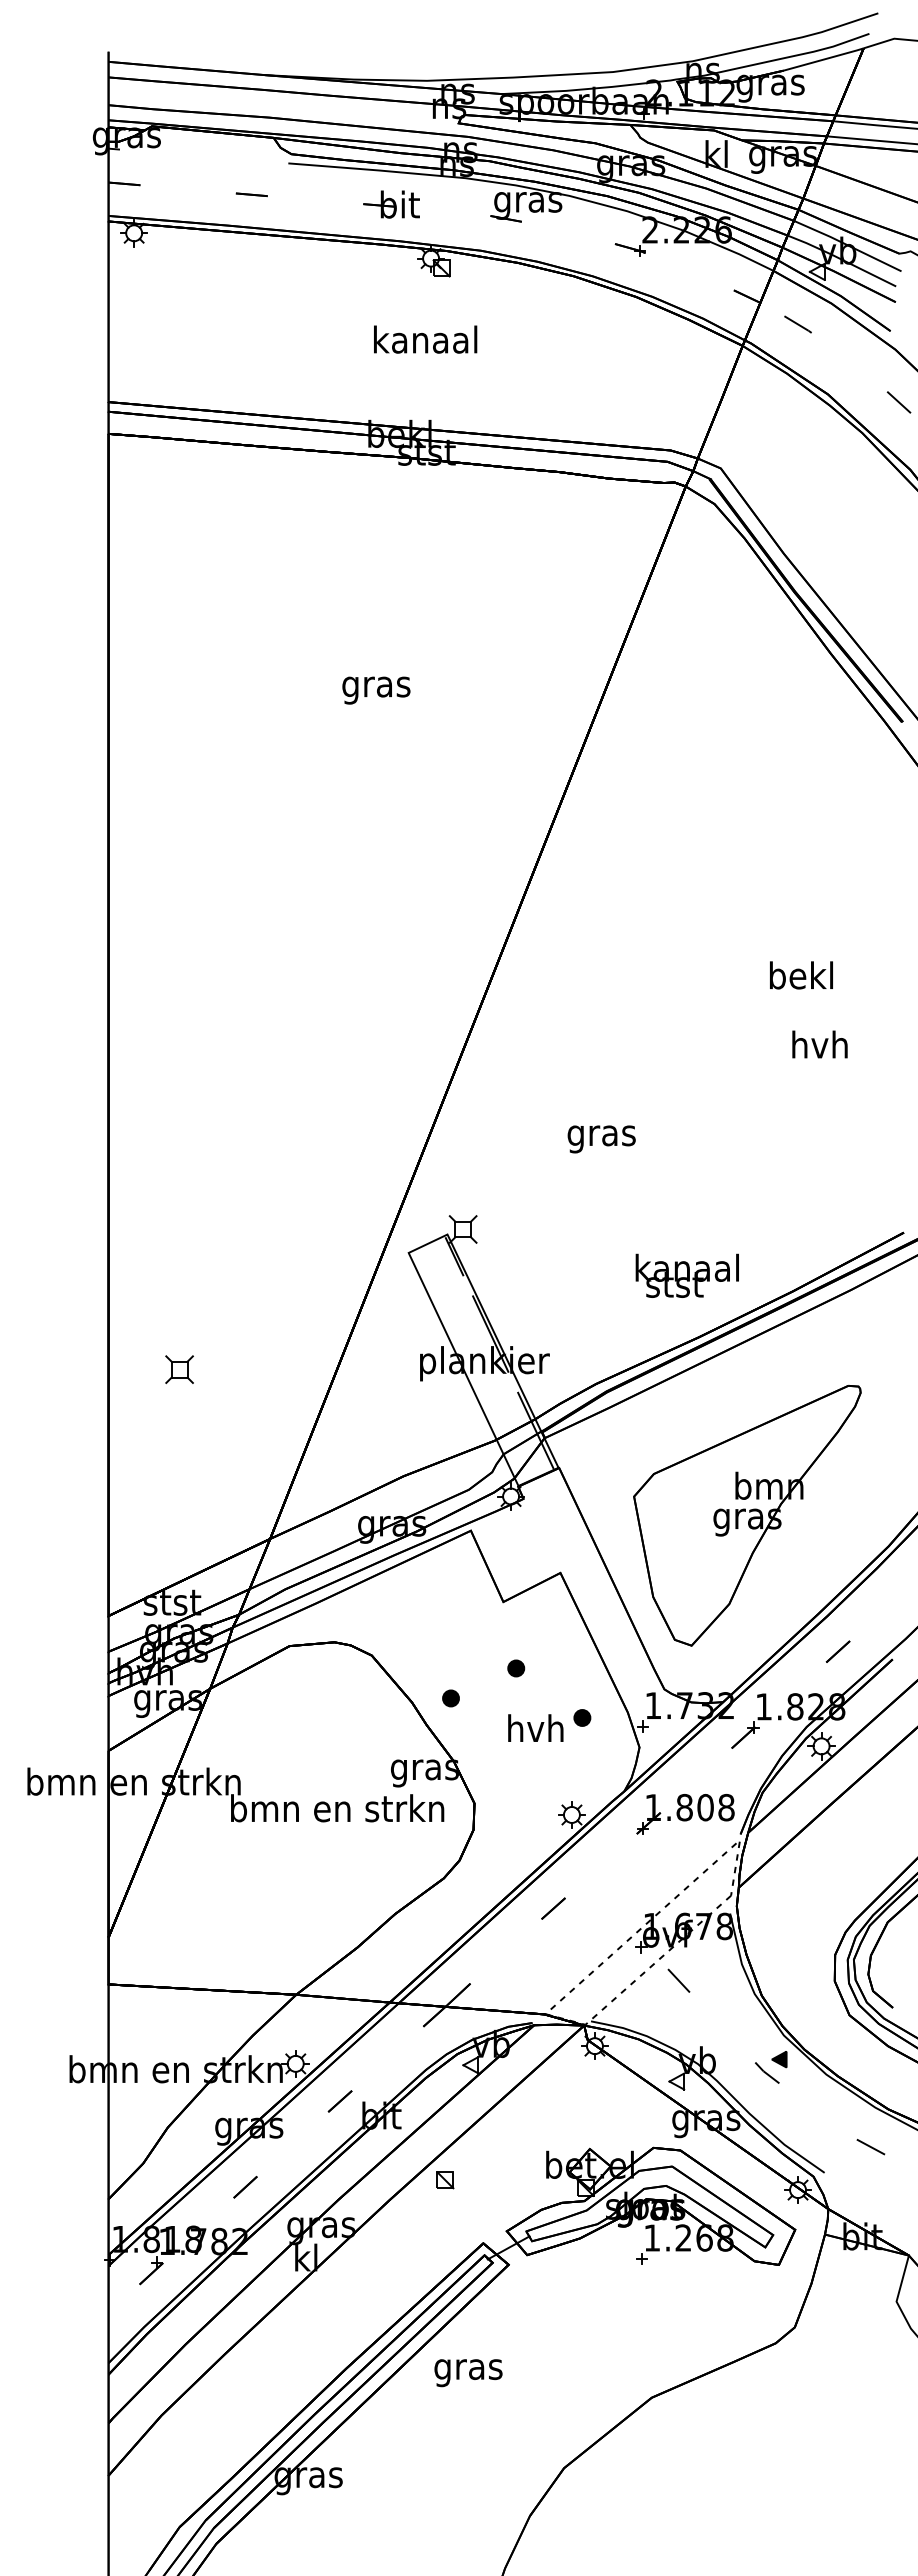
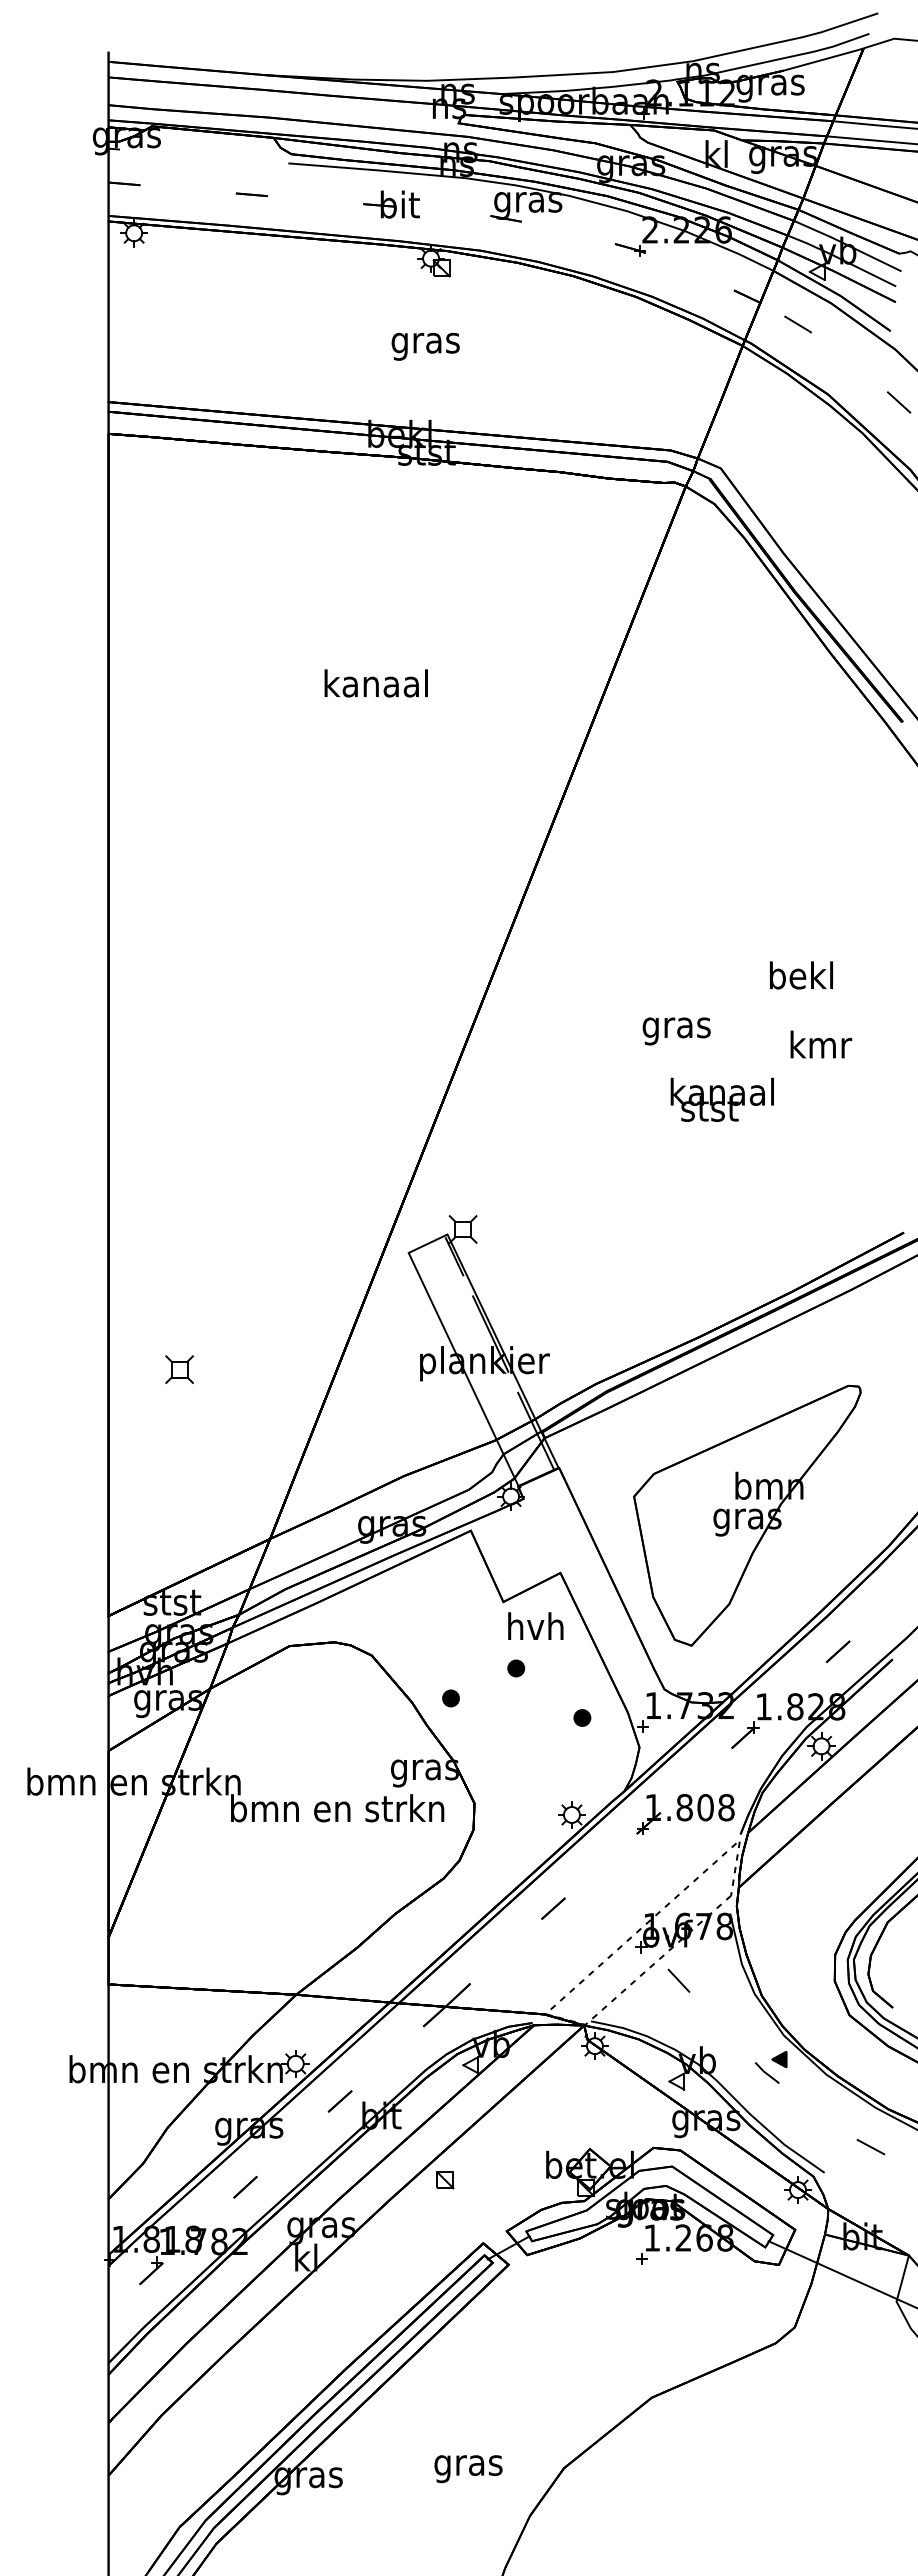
text: kanaal -> gras (425, 342)
text: gras -> kanaal (375, 686)
text: hvh -> kmr (821, 1044)
text position: (601, 1139) -> (676, 1031) (676, 1031)
text position: (686, 1275) -> (721, 1099) (721, 1099)
text position: (535, 1727) -> (535, 1625) (535, 1625)
line: none -> present (841, 2274)
text position: (468, 2373) -> (468, 2469) (468, 2469)
